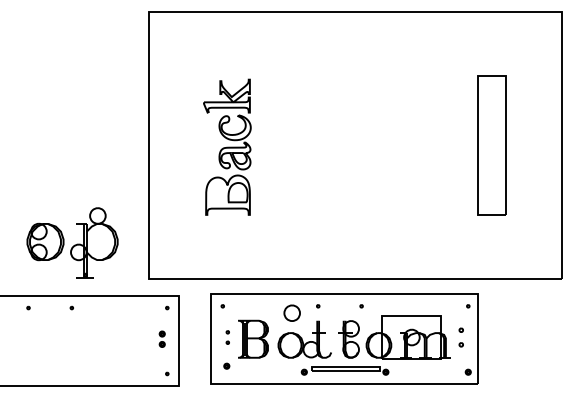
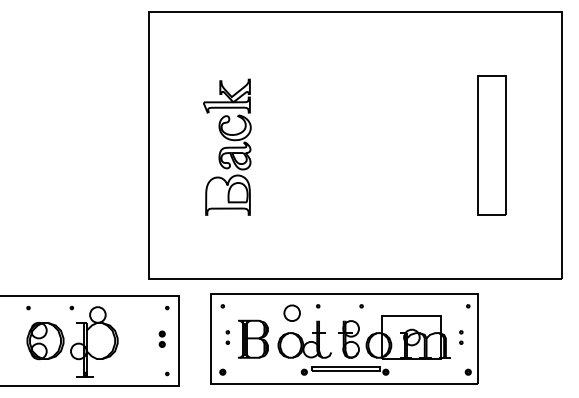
part position: (72, 242) -> (72, 341) (72, 341)
part size: 6x21 px -> 5x15 px (461, 337)
part position: (226, 365) -> (222, 371) (222, 371)
